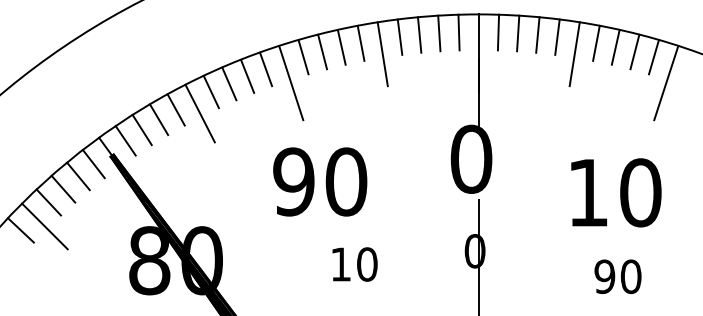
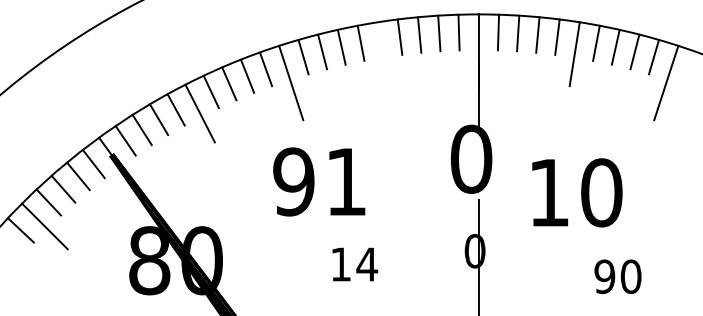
line: present -> none (382, 54)
text: 90 -> 91 (346, 181)
text position: (616, 192) -> (577, 192) (577, 192)
text: 10 -> 14 (367, 264)
